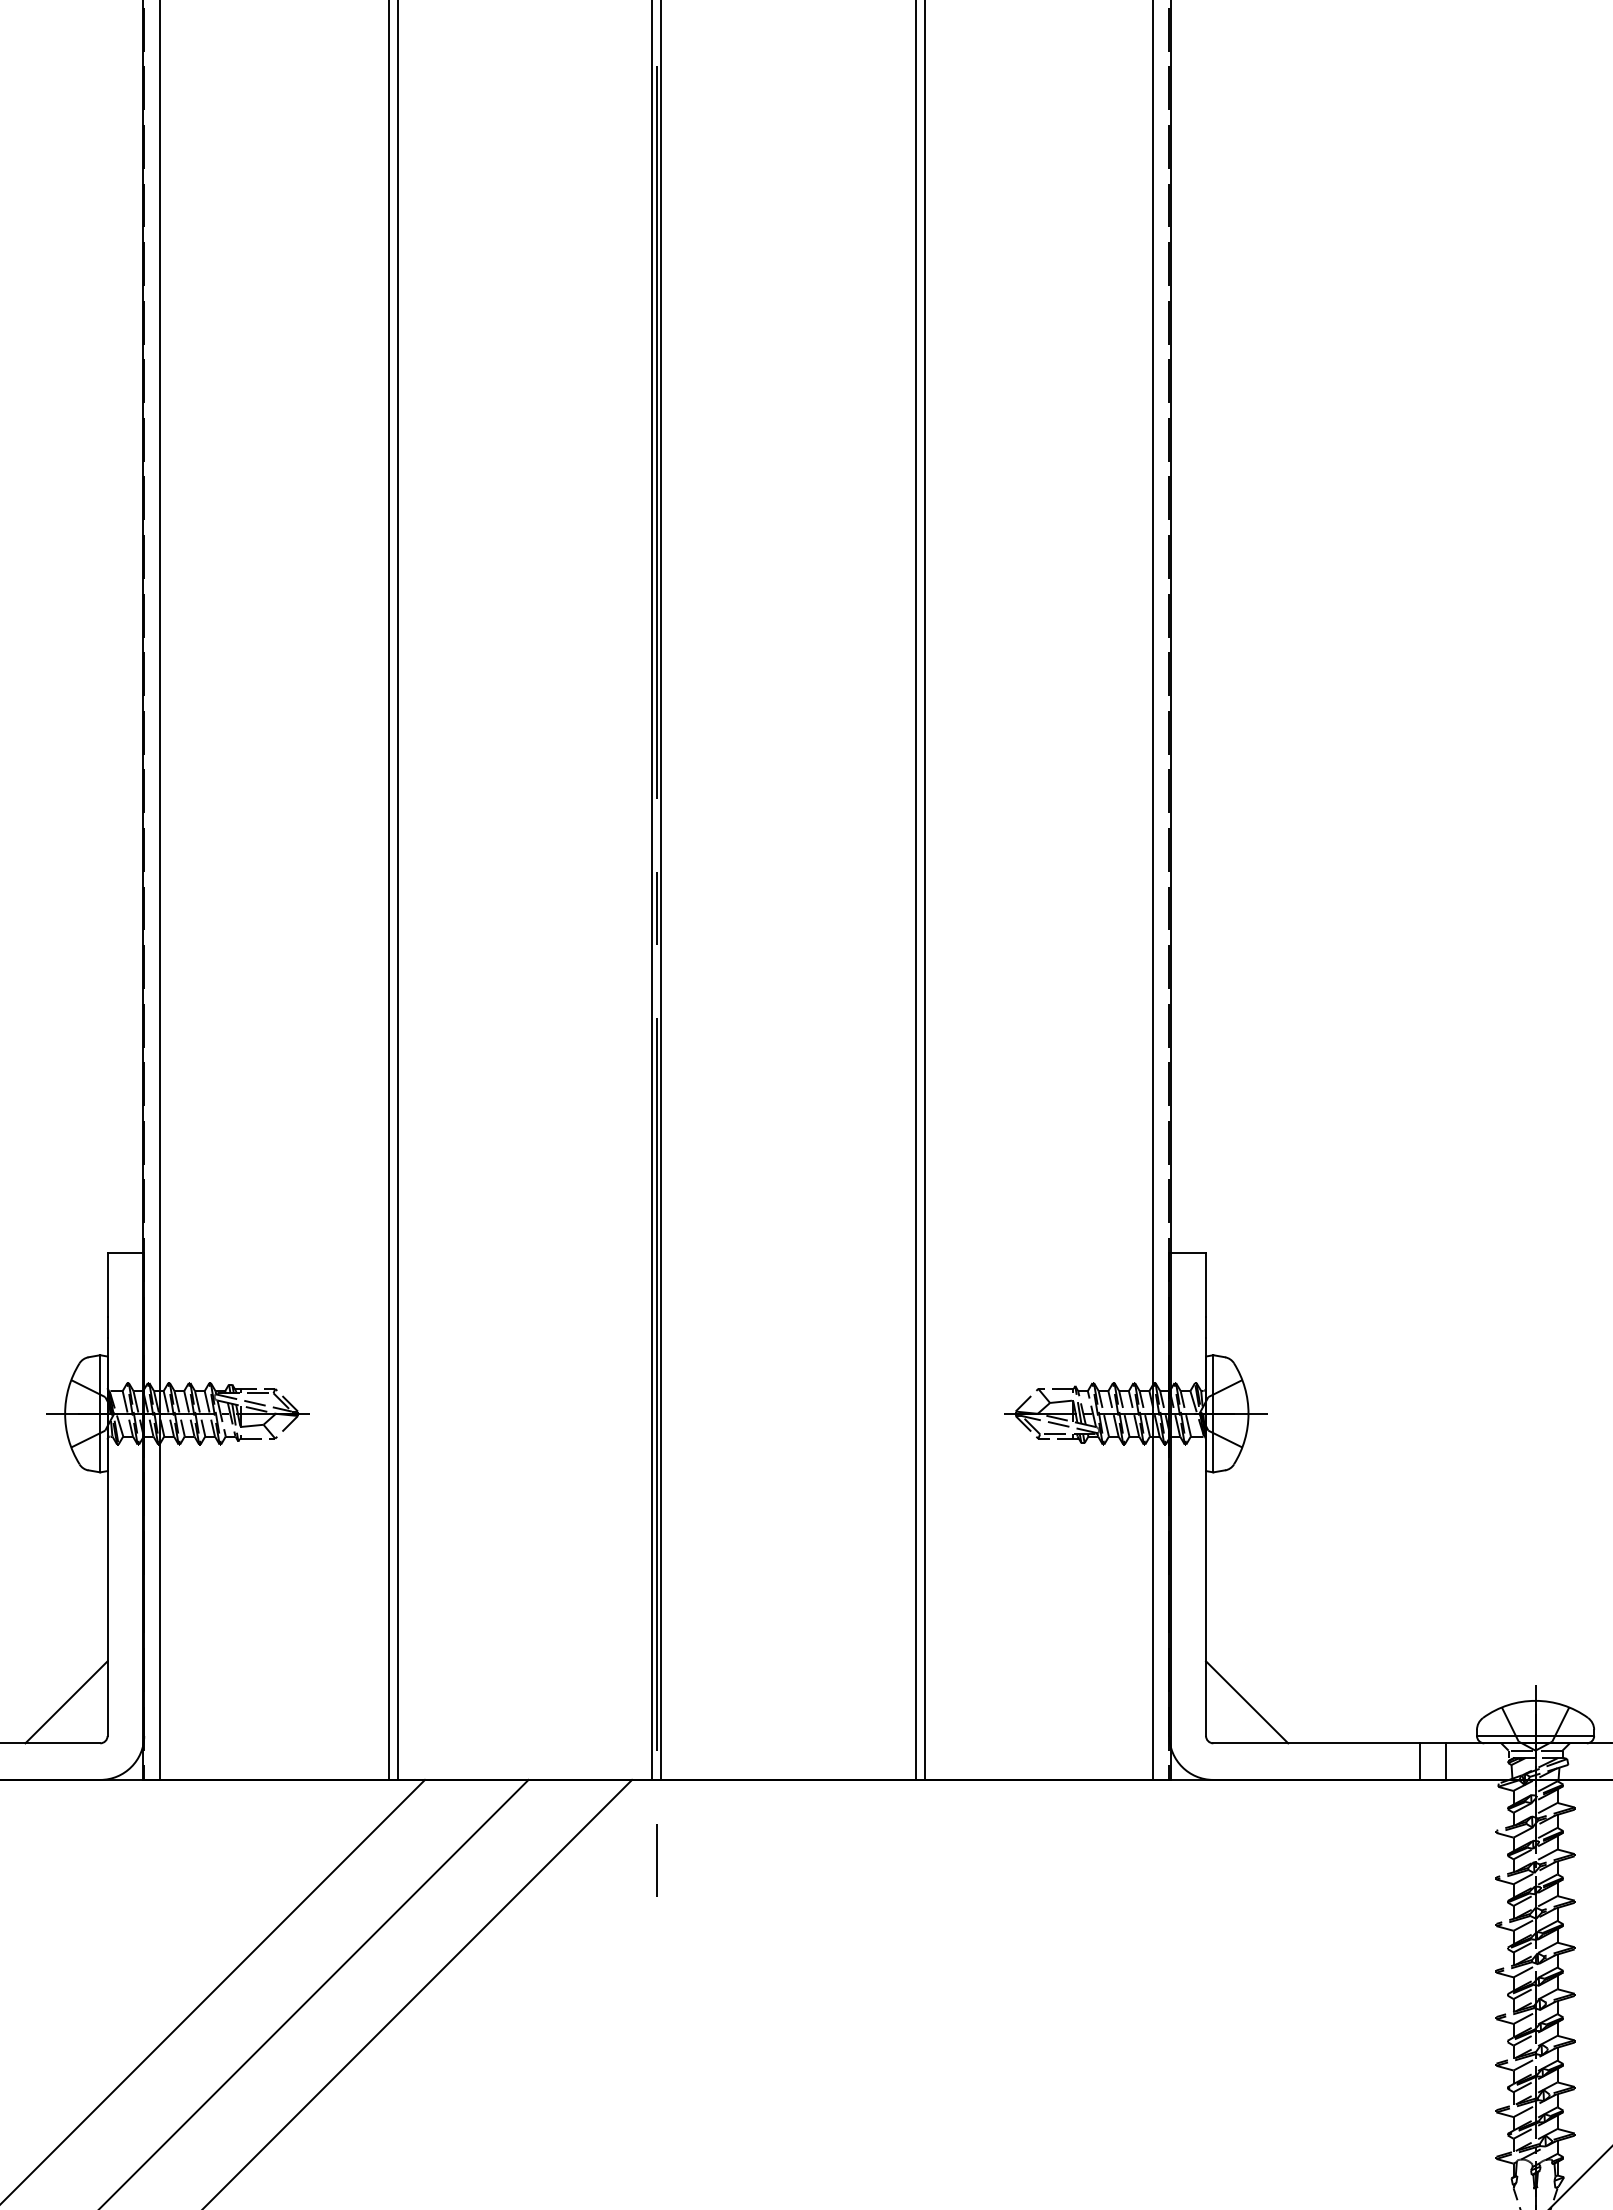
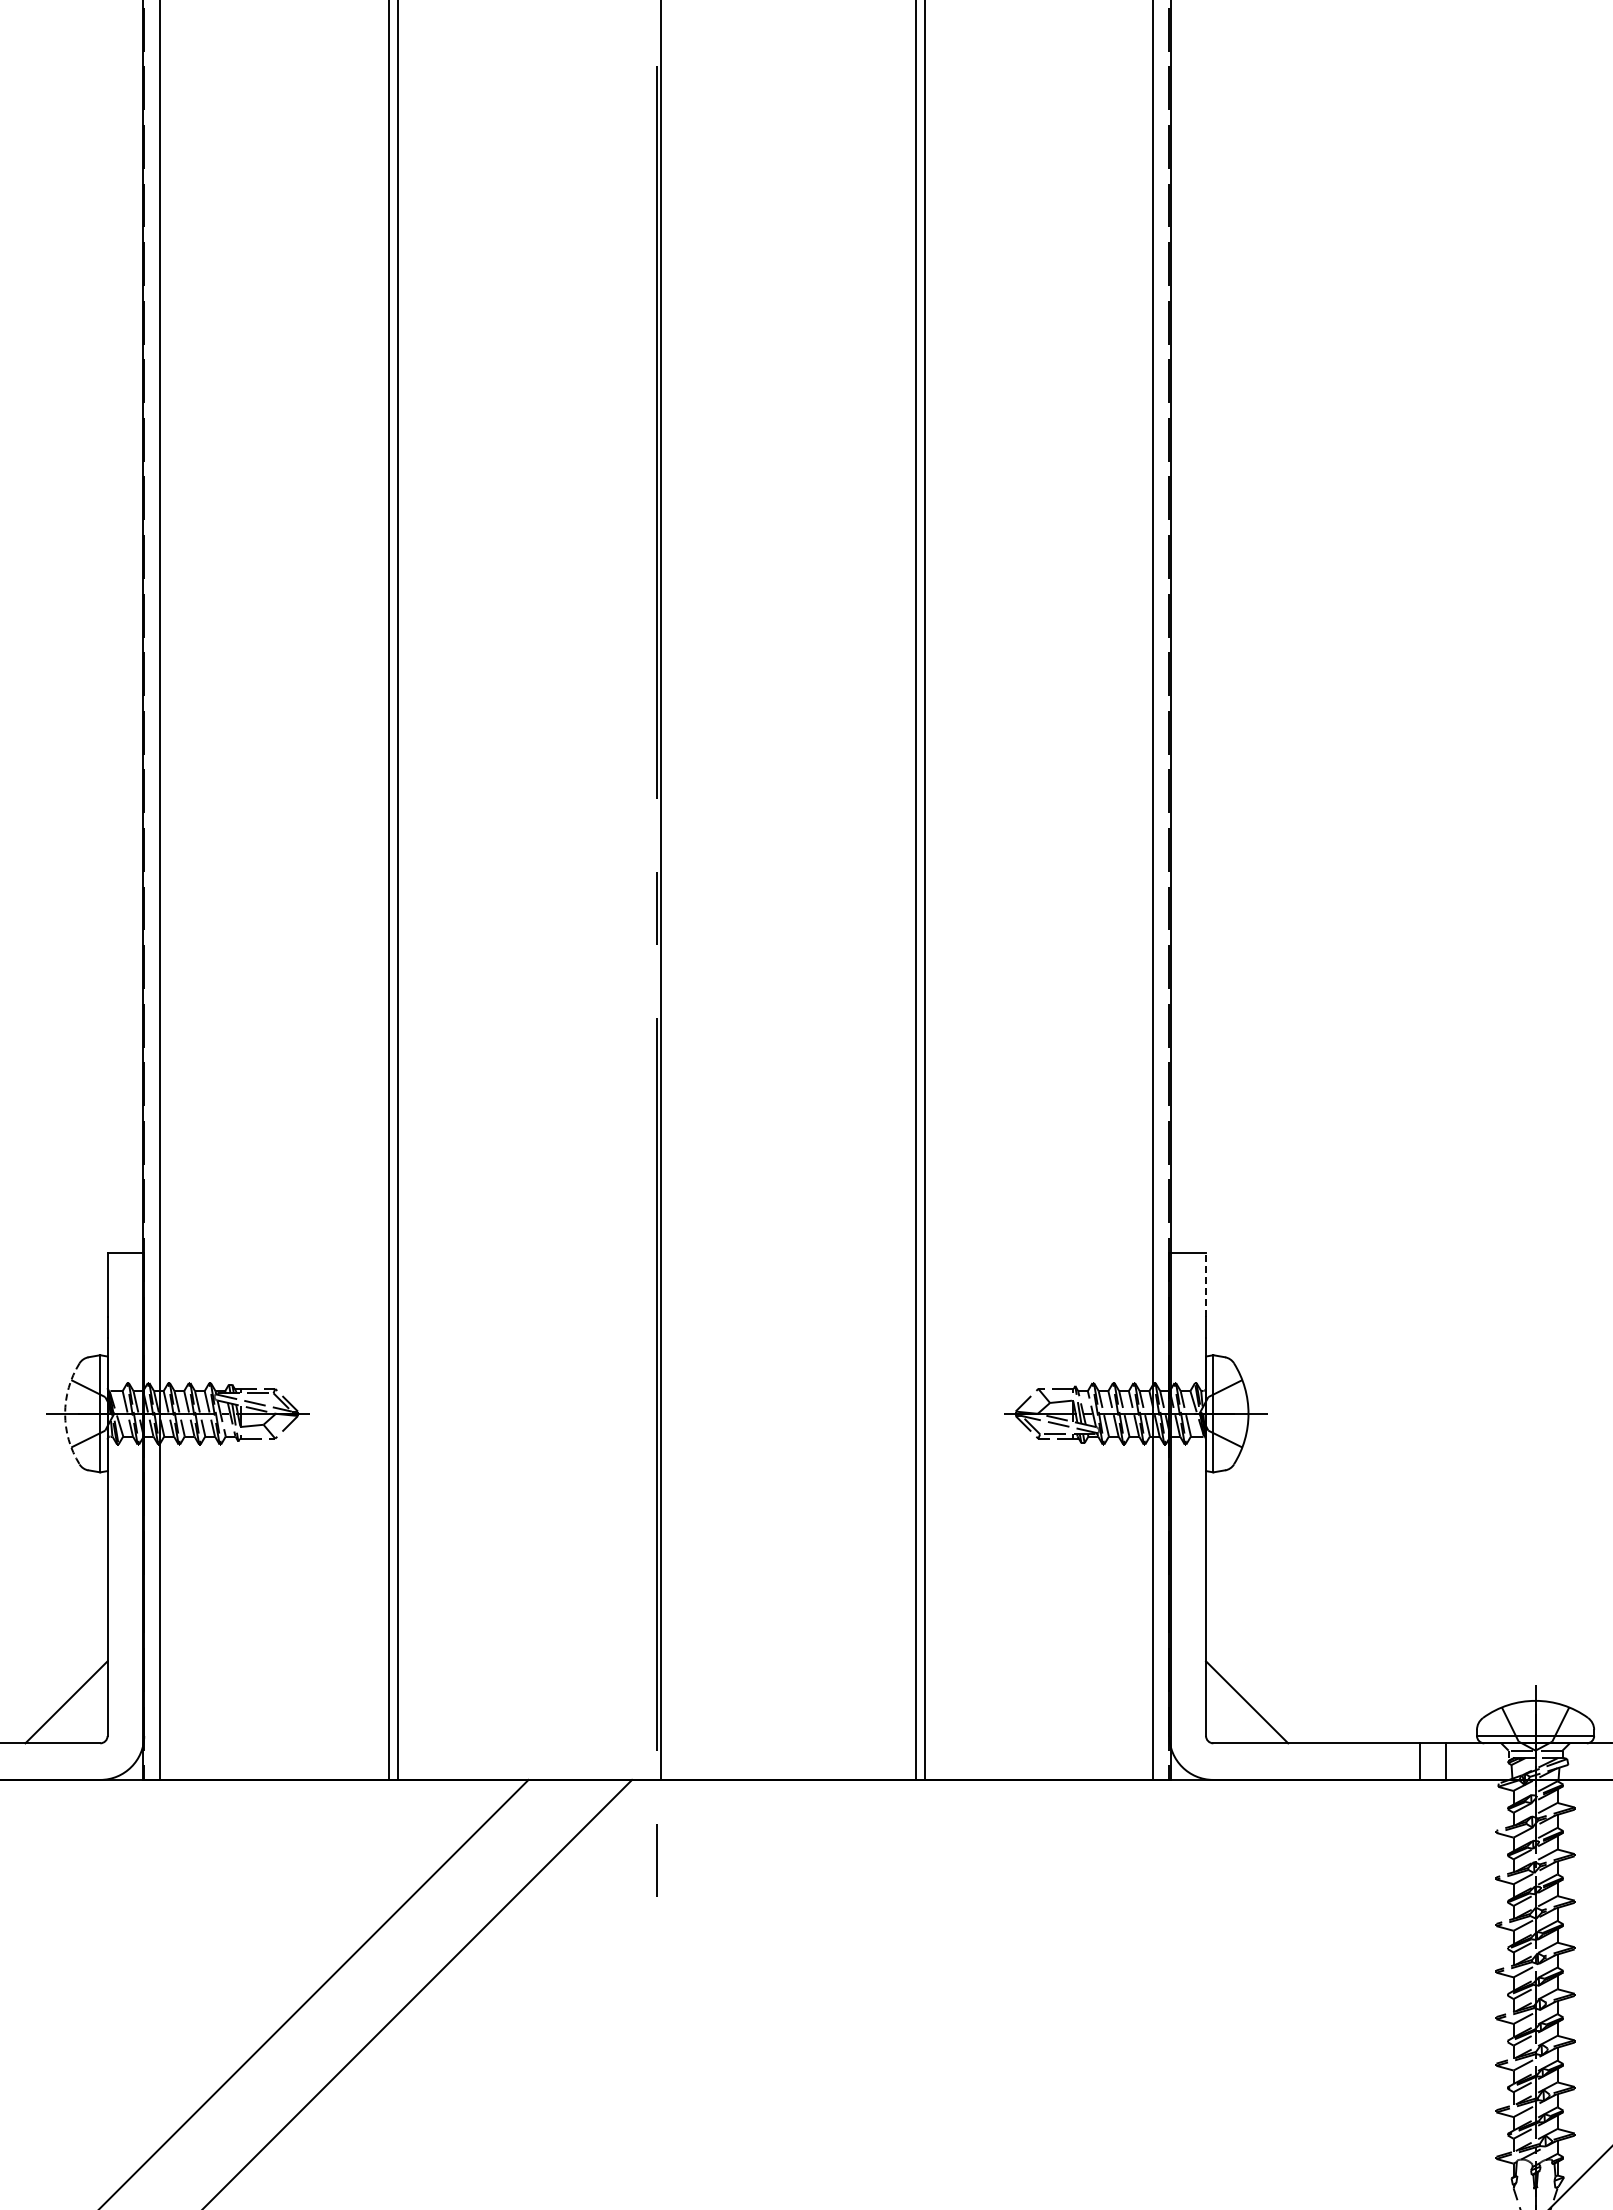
line: present -> none (652, 890)
line: solid -> dashed (1206, 1284)
arc: solid -> dashed (65, 1413)
line: present -> none (213, 1990)
